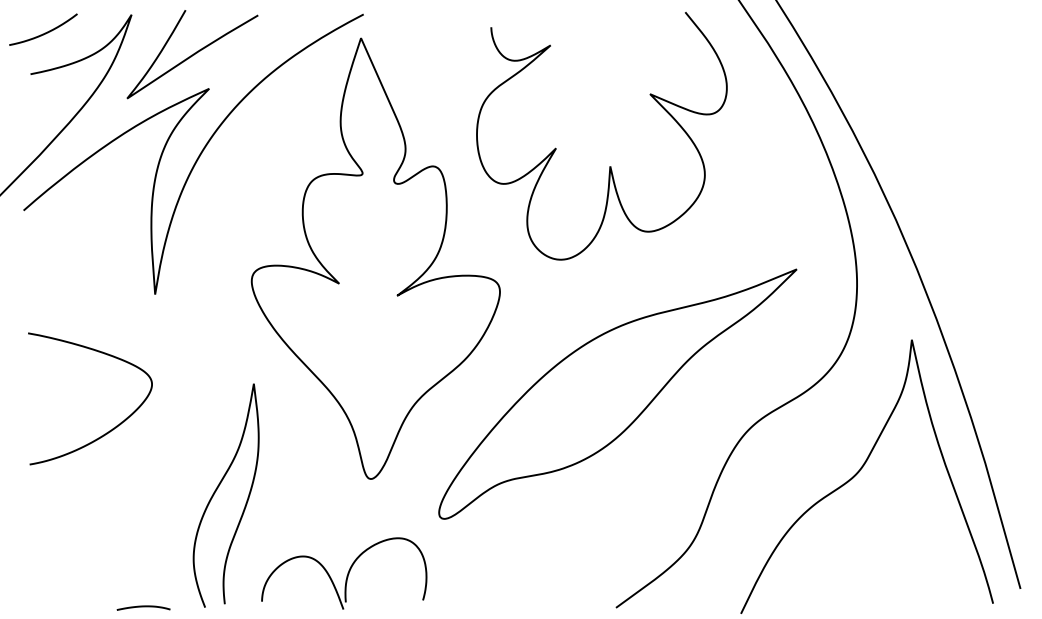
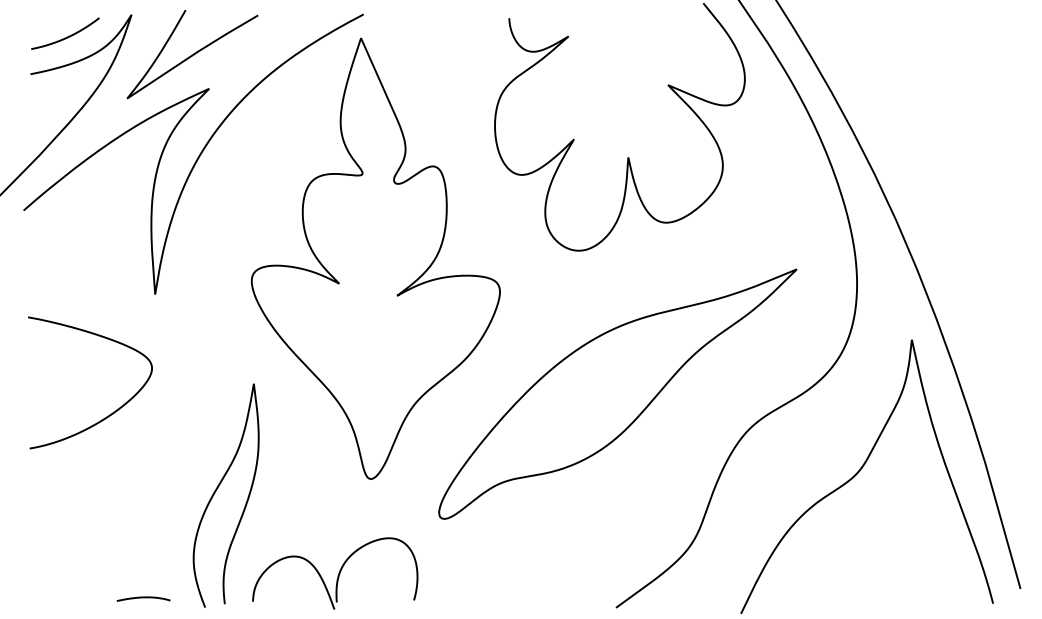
curve position: (45, 32) -> (67, 36) (67, 36)
curve position: (609, 166) -> (627, 157) (627, 157)
curve position: (113, 427) -> (113, 411) (113, 411)
part position: (344, 573) -> (335, 573) (335, 573)
curve position: (143, 607) -> (143, 598) (143, 598)
